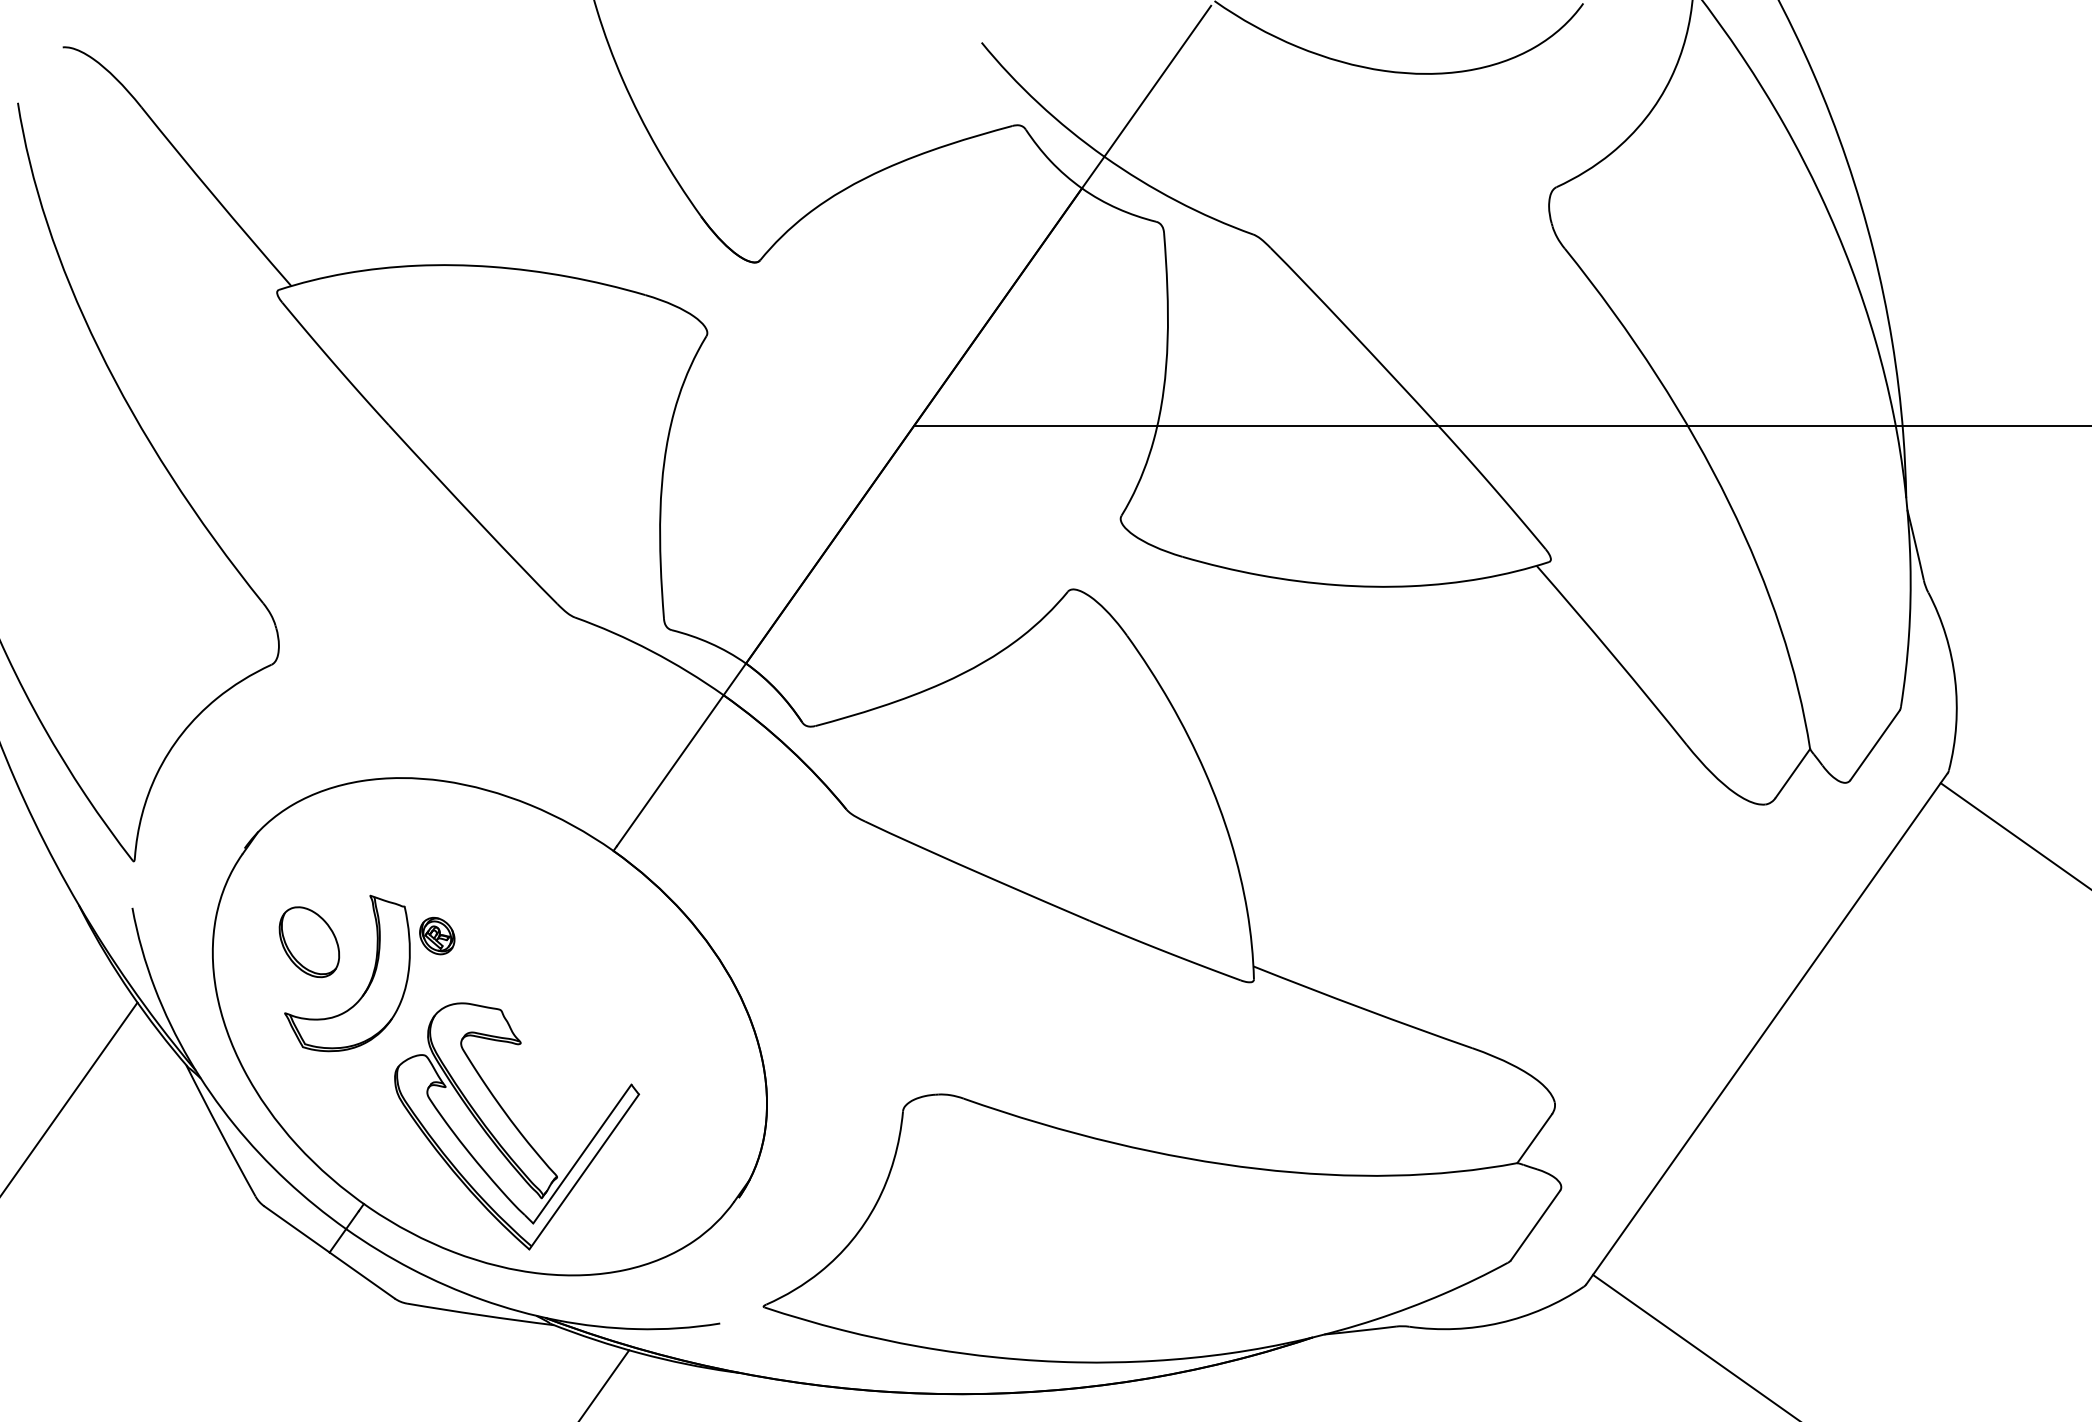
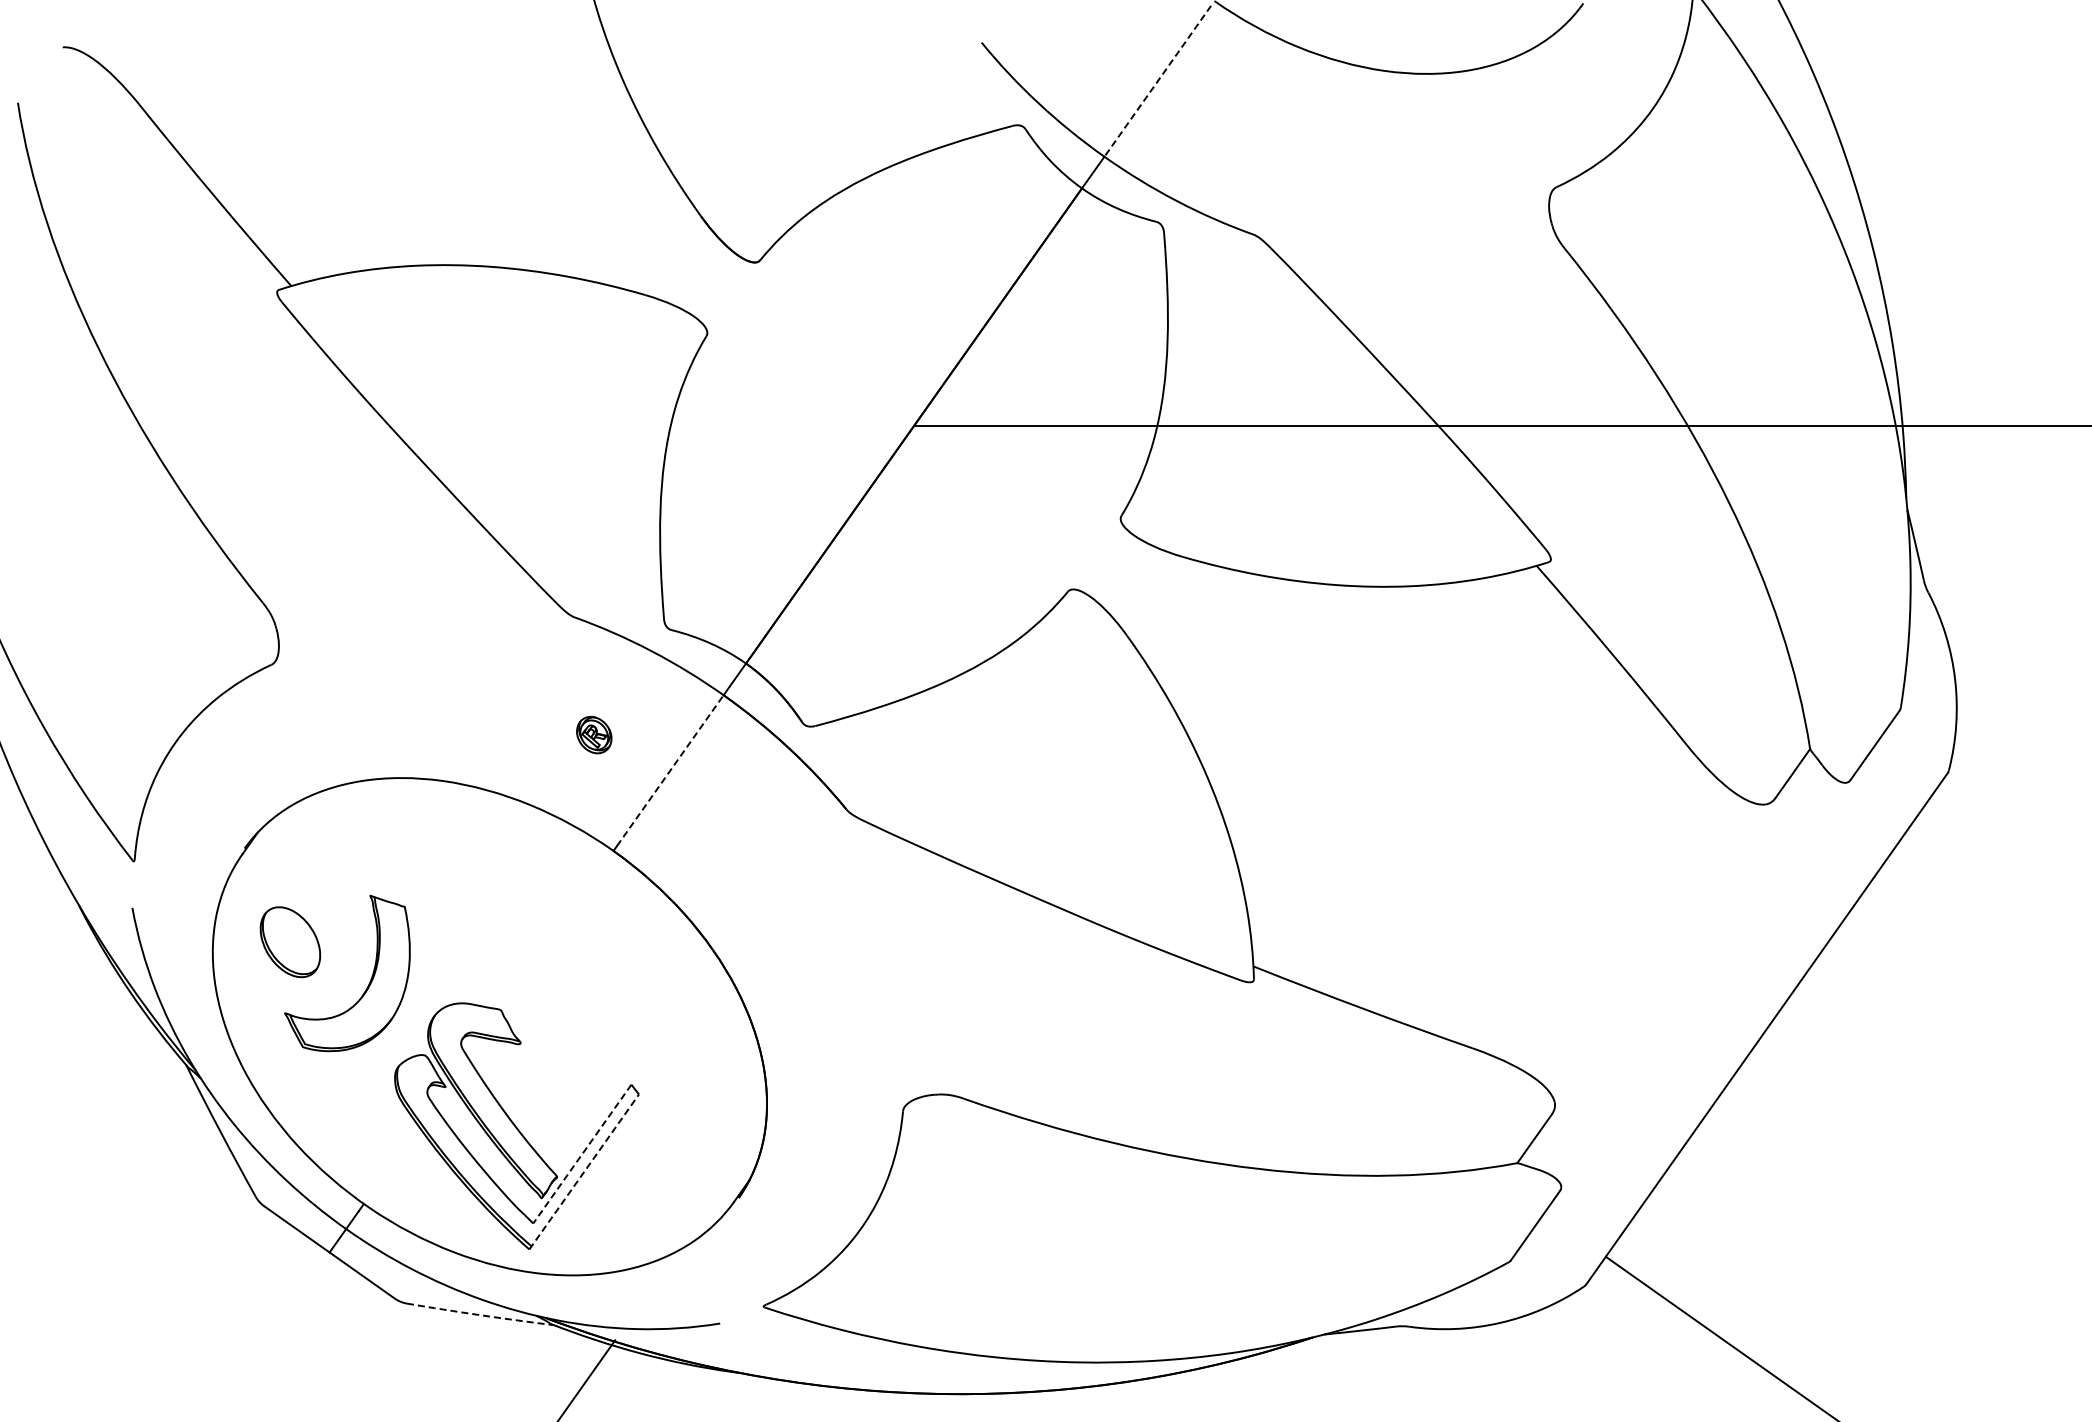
line: solid -> dashed (1157, 81)
line: solid -> dashed (670, 770)
line: present -> none (2014, 835)
part position: (437, 935) -> (594, 734) (594, 734)
part position: (309, 942) -> (290, 942) (290, 942)
line: present -> none (69, 1097)
line: solid -> dashed (582, 1154)
line: solid -> dashed (584, 1171)
arc: solid -> dashed (480, 1315)
line position: (1694, 1346) -> (1720, 1337) (1720, 1337)
line position: (604, 1384) -> (587, 1379) (587, 1379)
